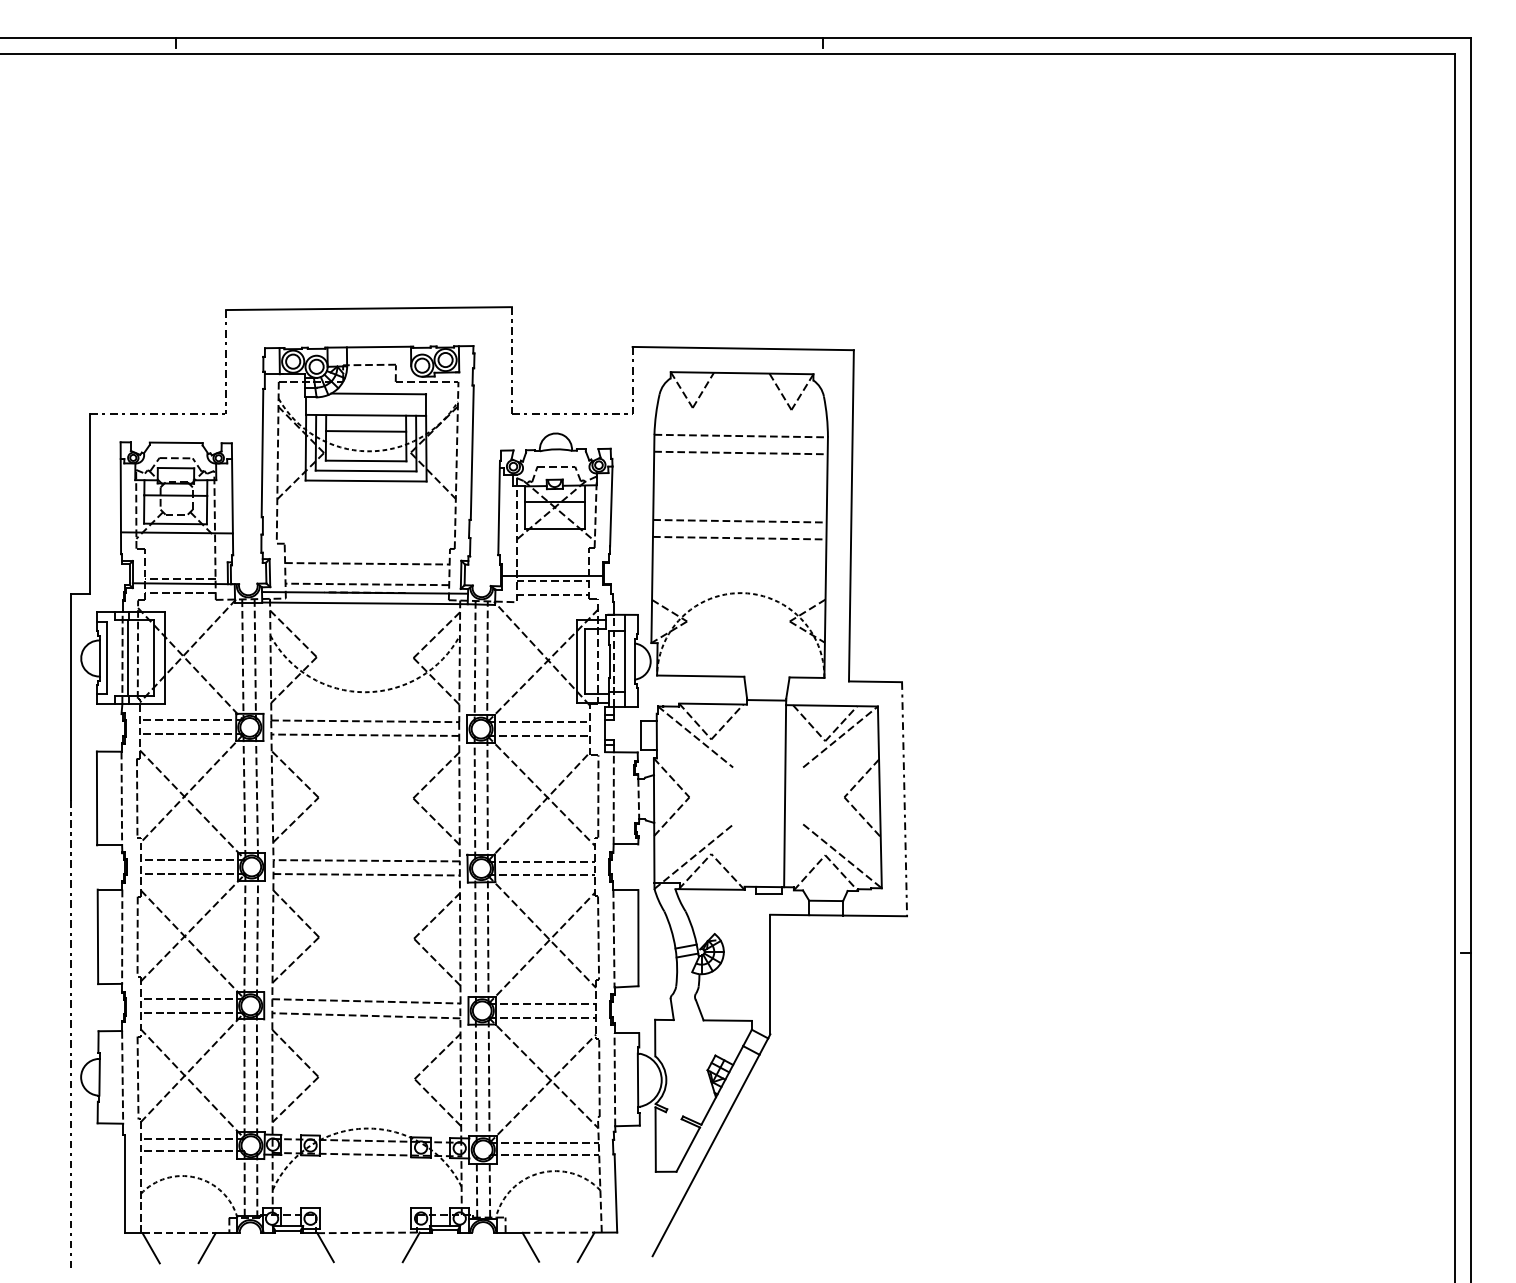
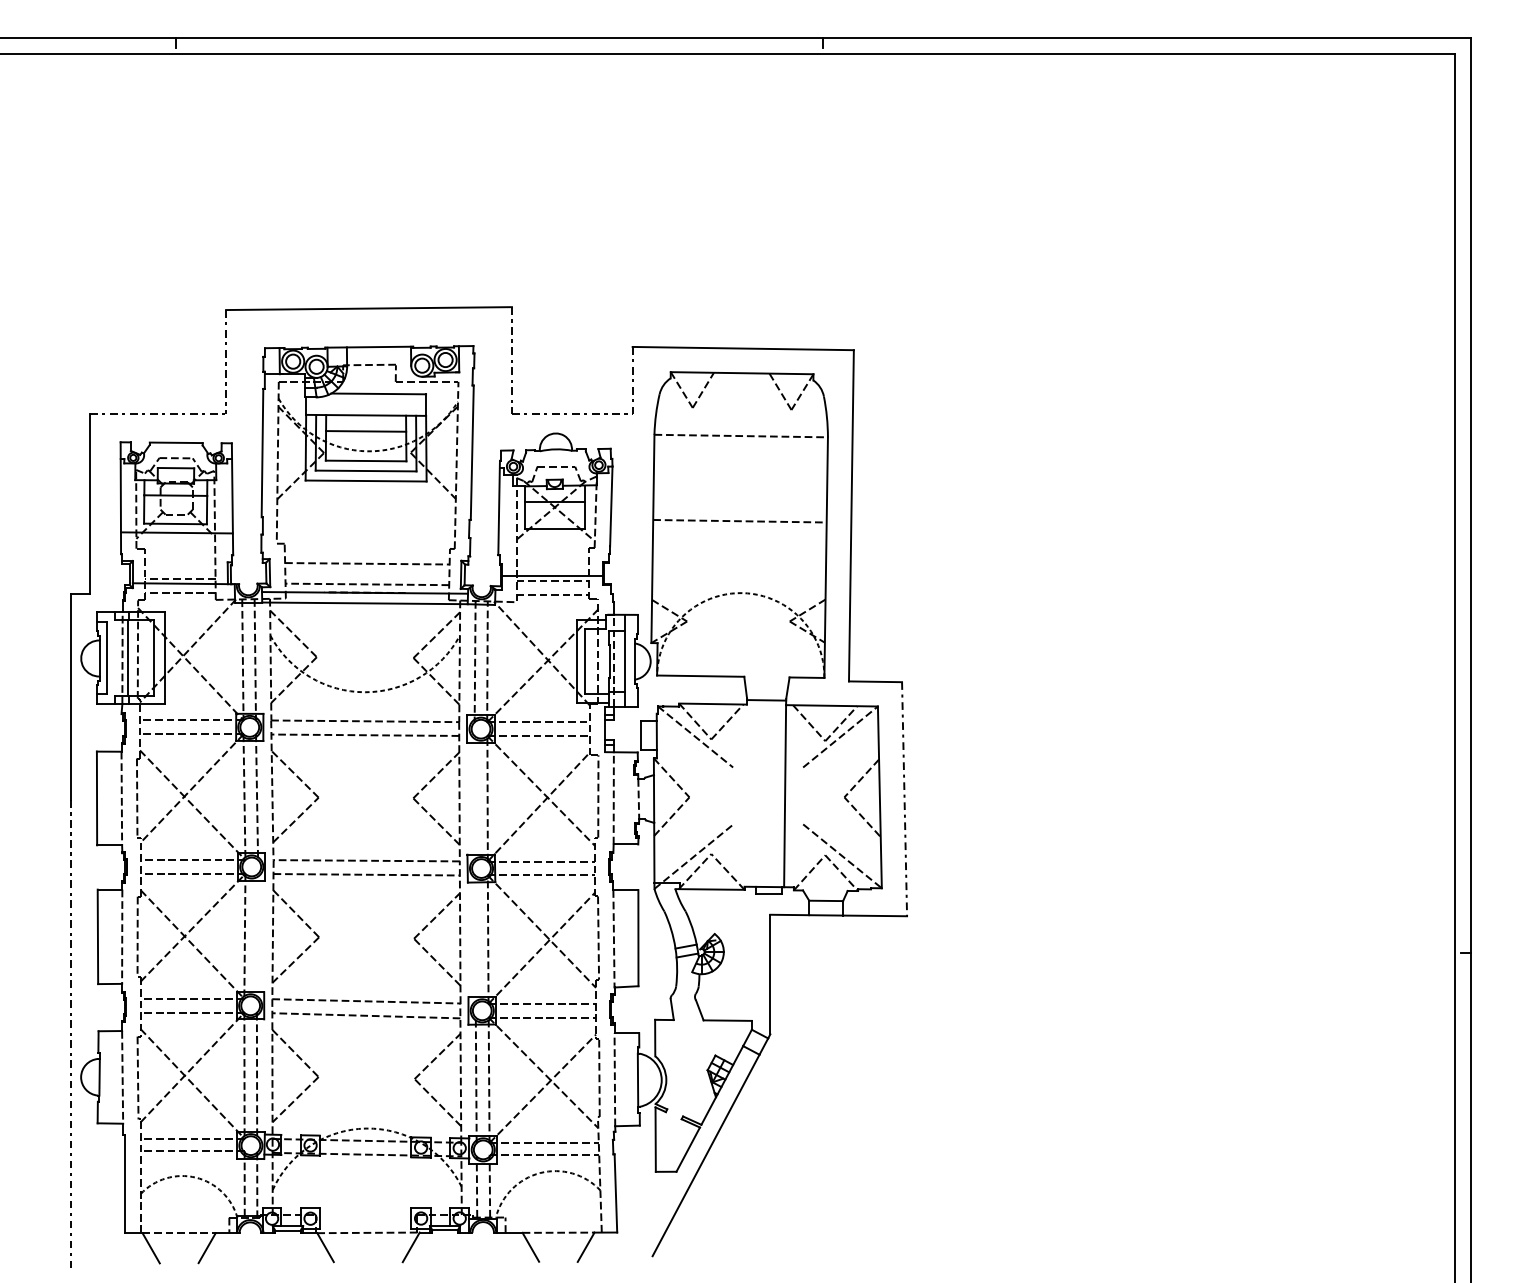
line: present -> none (740, 452)
line: present -> none (739, 537)
line: present -> none (474, 798)
line: present -> none (257, 935)
line: present -> none (475, 939)
